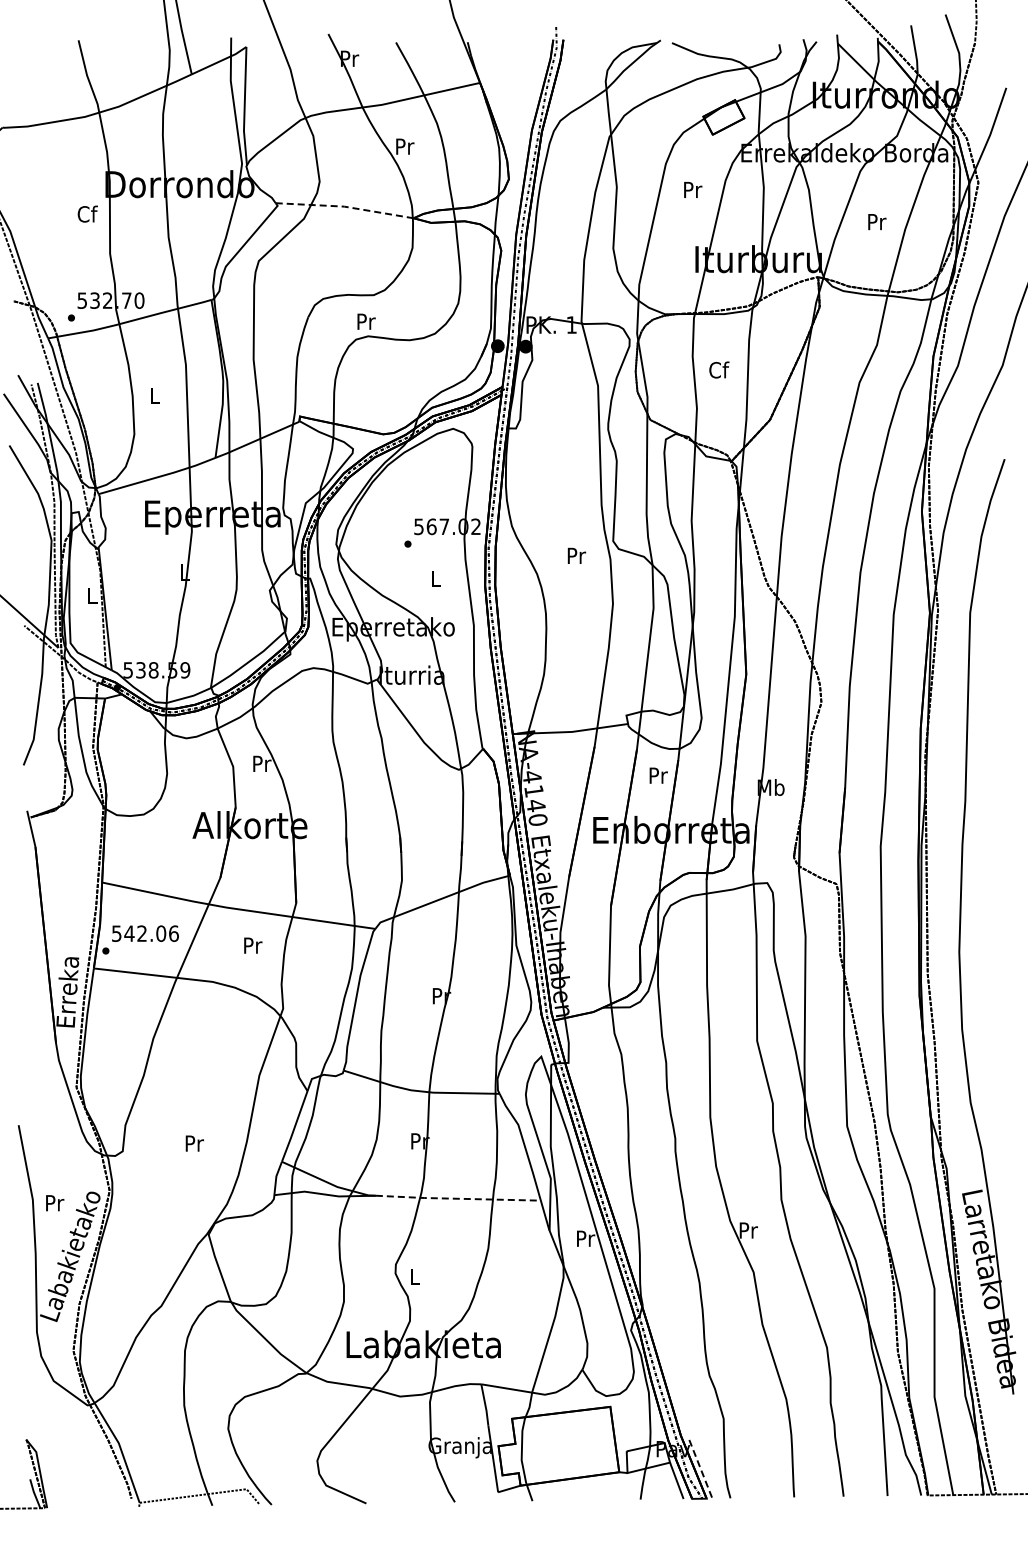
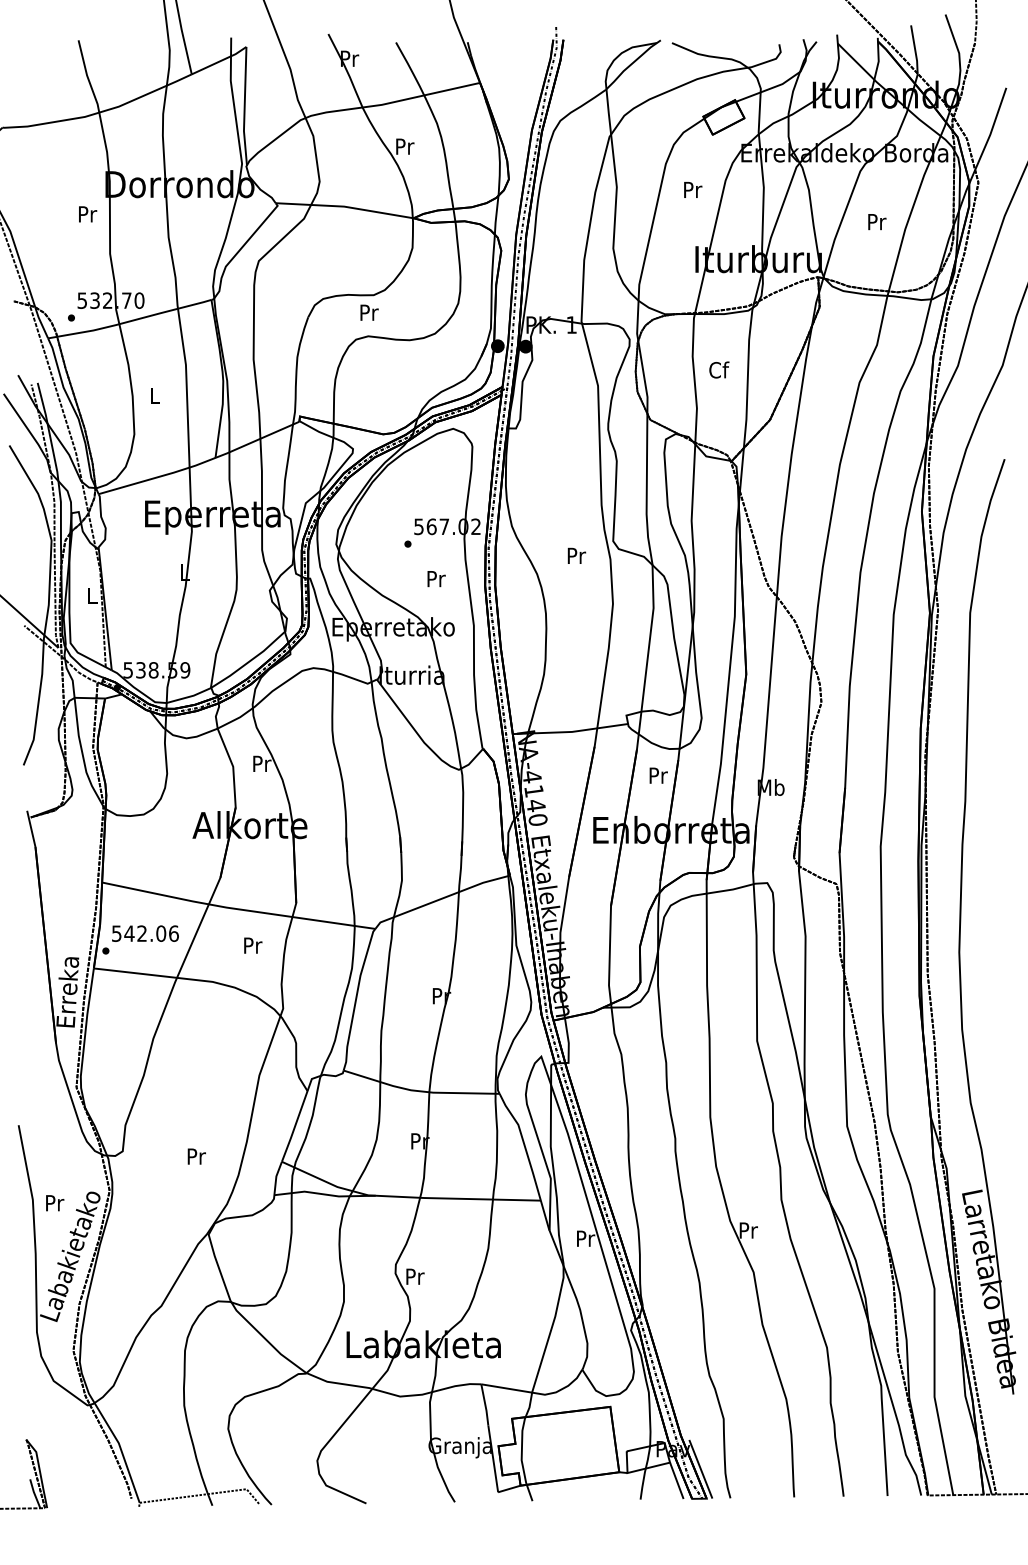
line: dashed -> solid (345, 206)
text: Cf -> Pr (87, 213)
text position: (366, 321) -> (369, 312) (369, 312)
text: L -> Pr (436, 579)
text position: (194, 1143) -> (196, 1156) (196, 1156)
line: dashed -> solid (458, 1198)
text: L -> Pr (415, 1276)
line: dashed -> solid (700, 1469)
